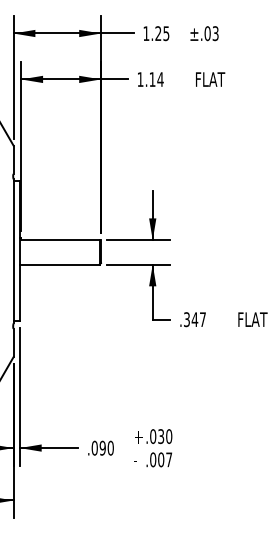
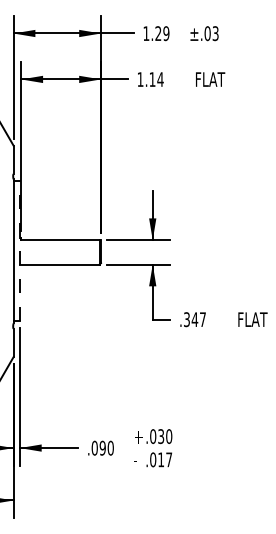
text: 1.25 -> 1.29 (166, 33)
line: solid -> dashed (19, 251)
text: .007 -> .017 (161, 459)
